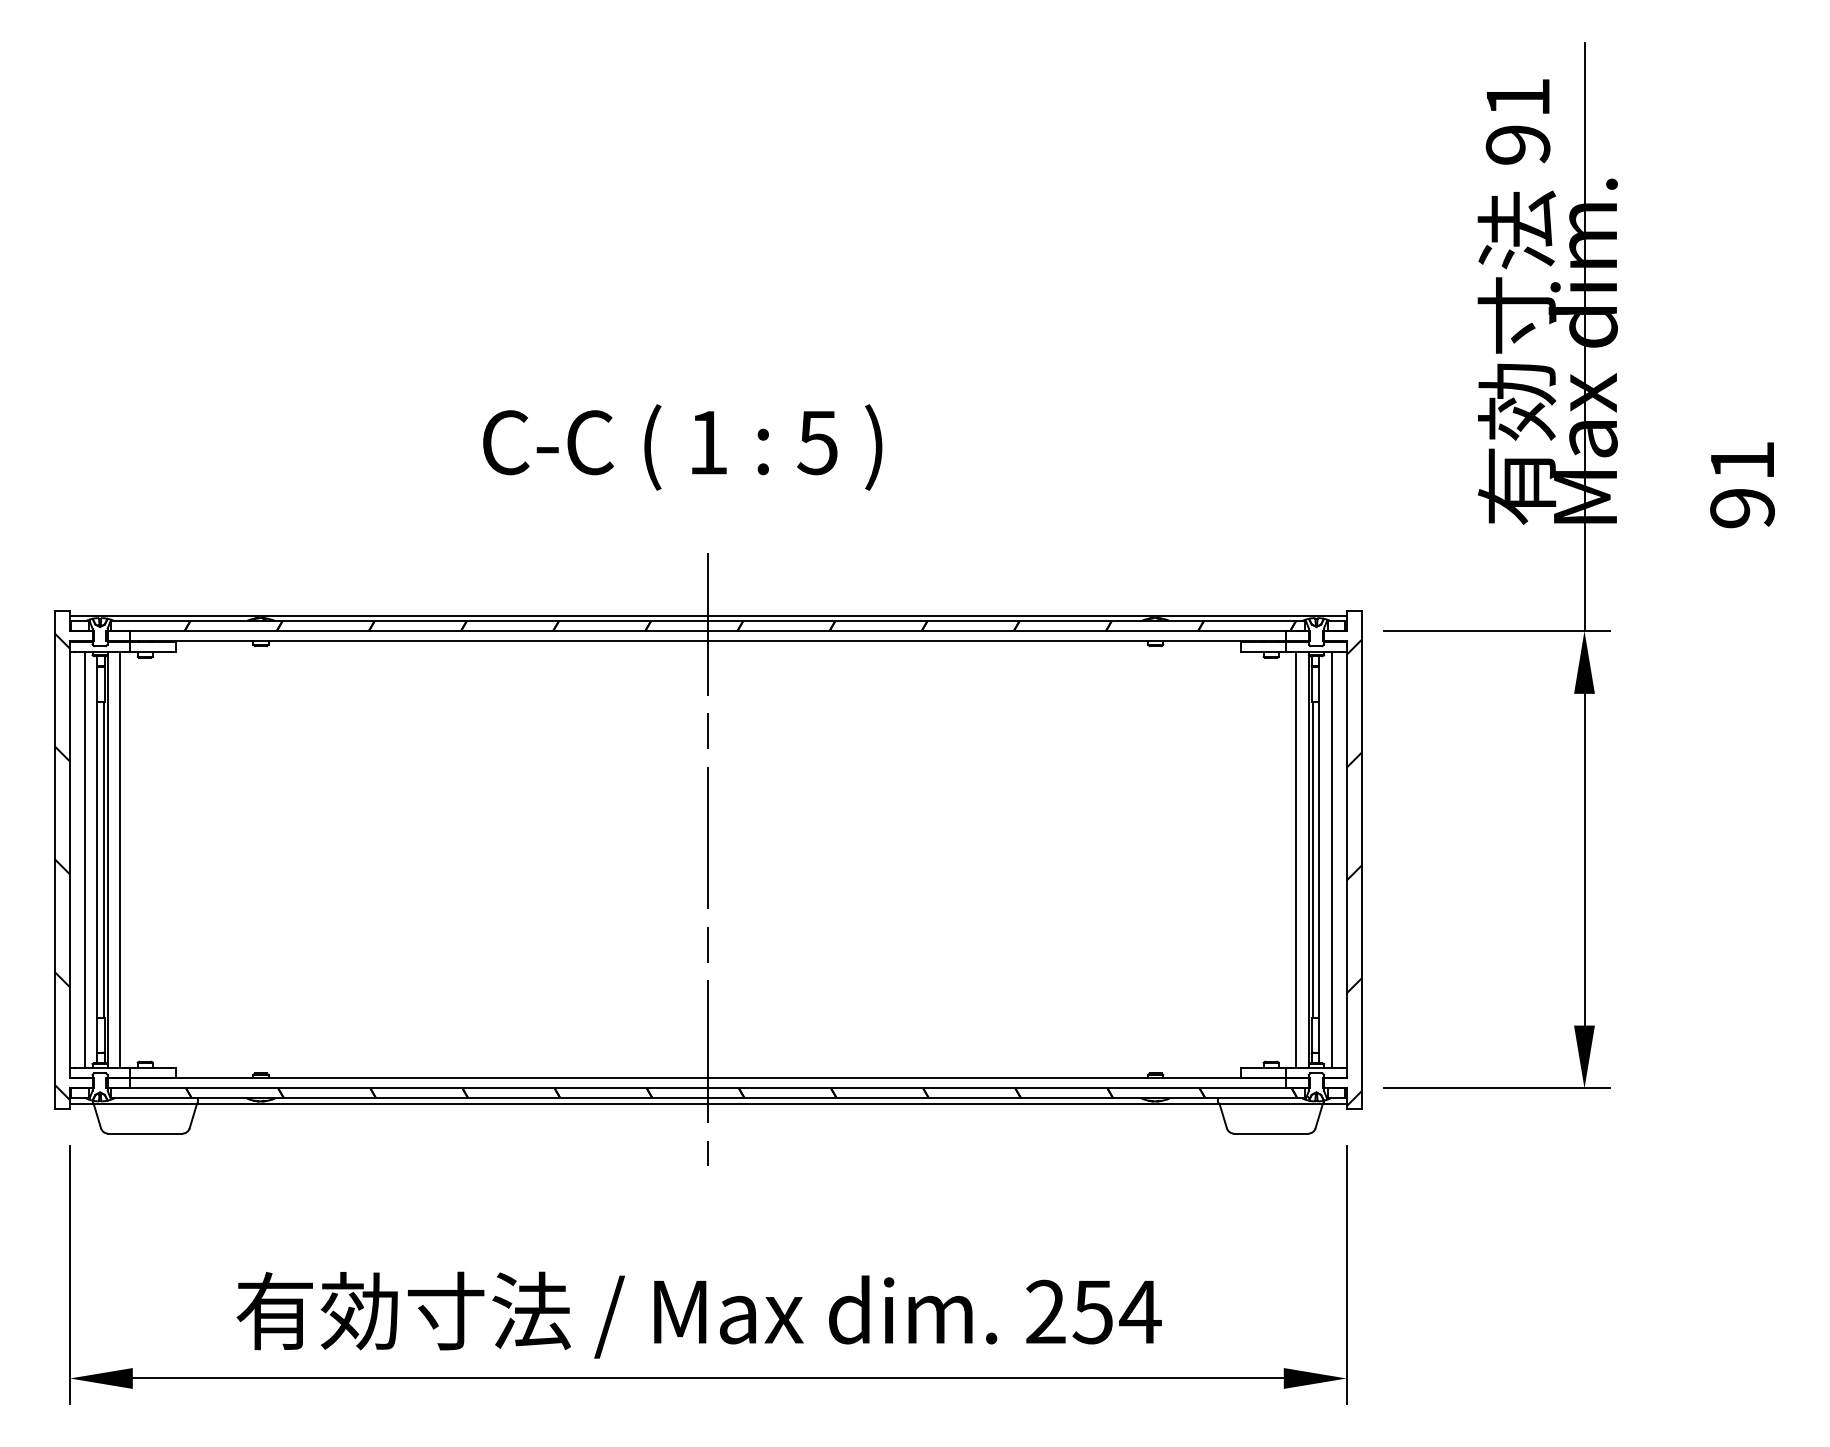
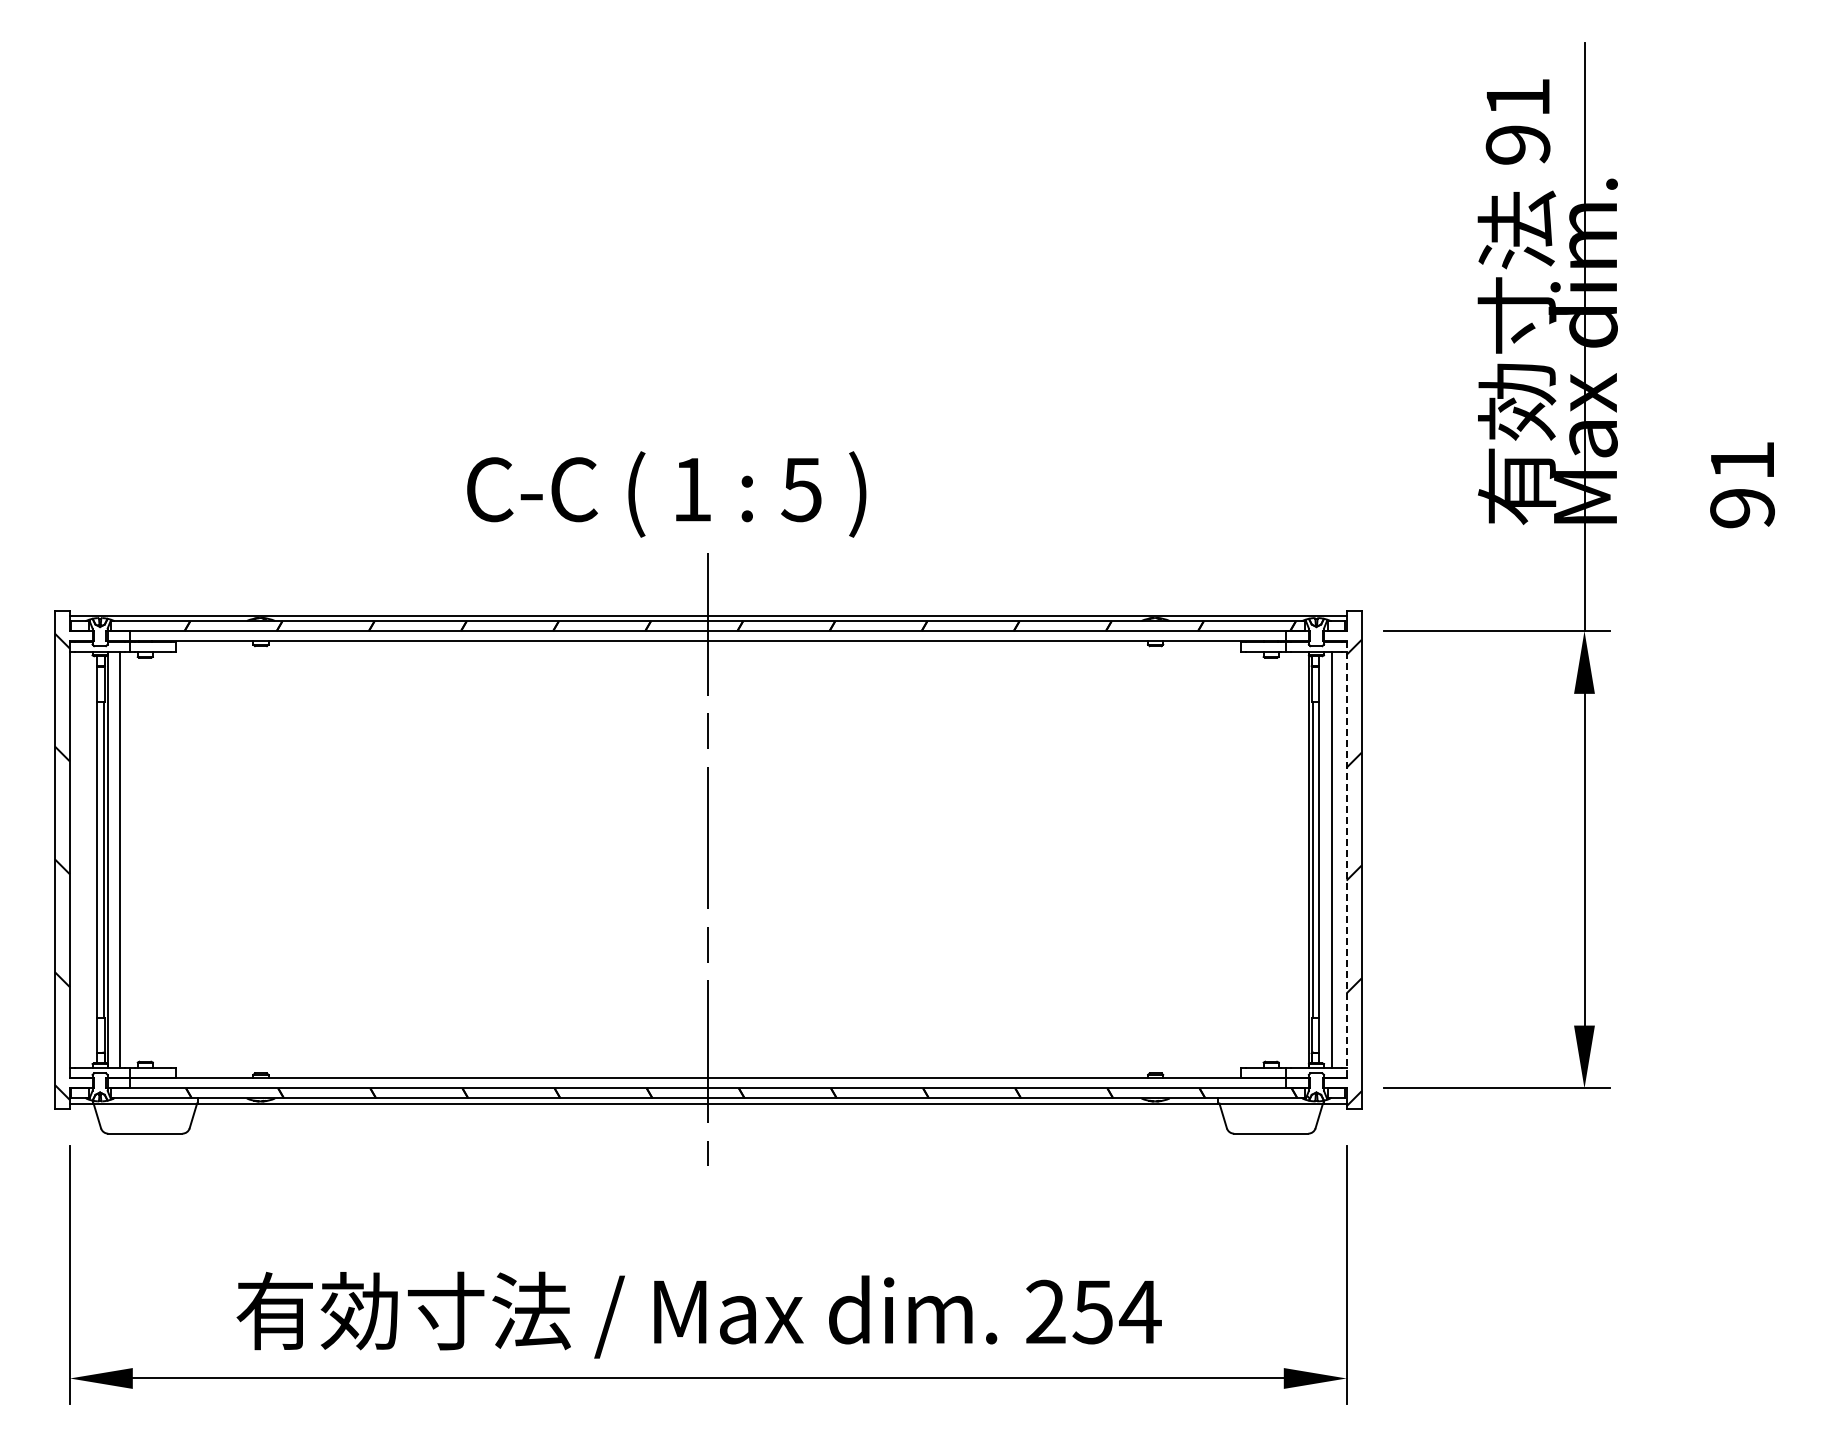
text position: (682, 447) -> (666, 494) (666, 494)
line: present -> none (85, 859)
line: present -> none (1296, 859)
line: solid -> dashed (1346, 859)
